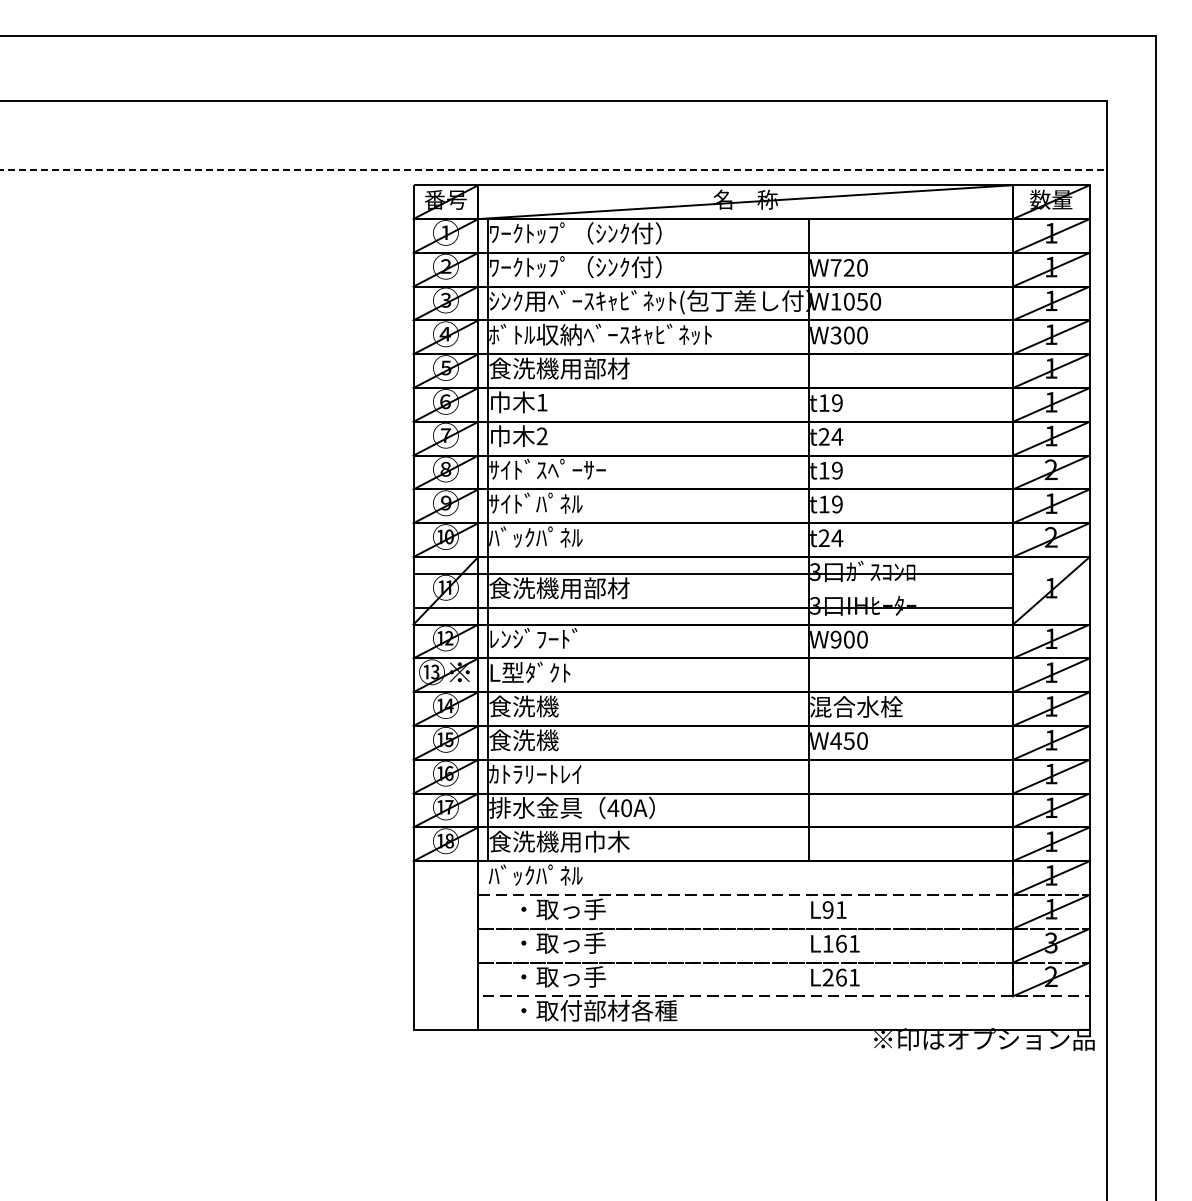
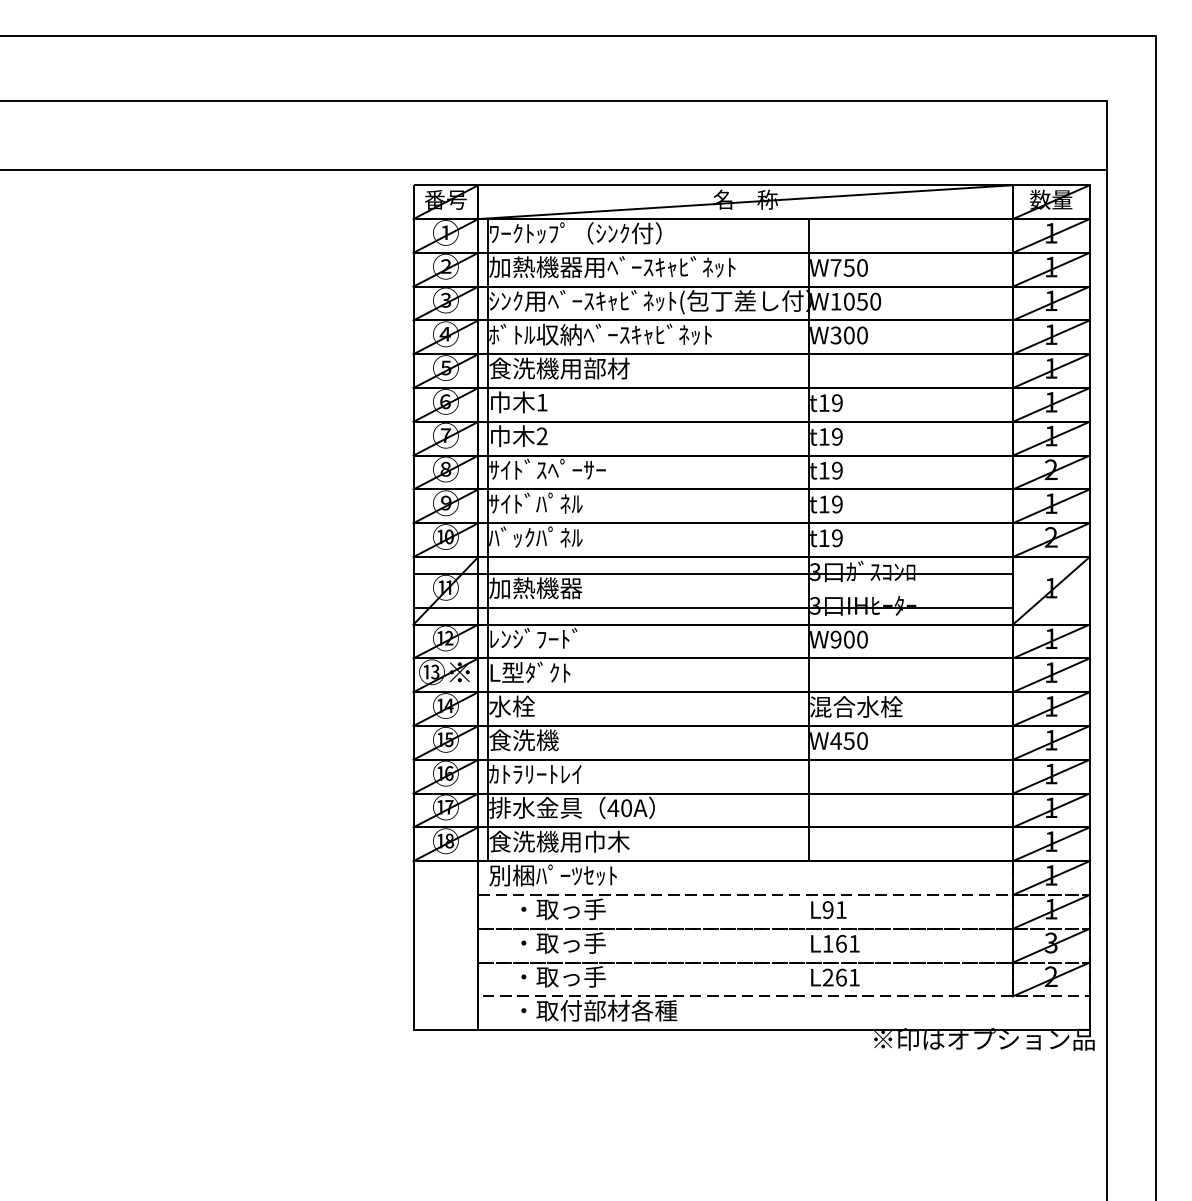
line: dashed -> solid (553, 169)
text: ﾜｰｸﾄｯﾌﾟ（ｼﾝｸ付） -> 加熱機器用ﾍﾞｰｽｷｬﾋﾞﾈｯﾄ (612, 267)
text: W720 -> W750 (848, 267)
text: t24 -> t19 (830, 436)
text: t24 -> t19 (830, 538)
text: 食洗機用部材 -> 加熱機器 (559, 588)
text: 食洗機 -> 水栓 (523, 706)
text: ﾊﾞｯｸﾊﾟﾈﾙ -> 別梱ﾊﾟｰﾂｾｯﾄ (552, 875)
